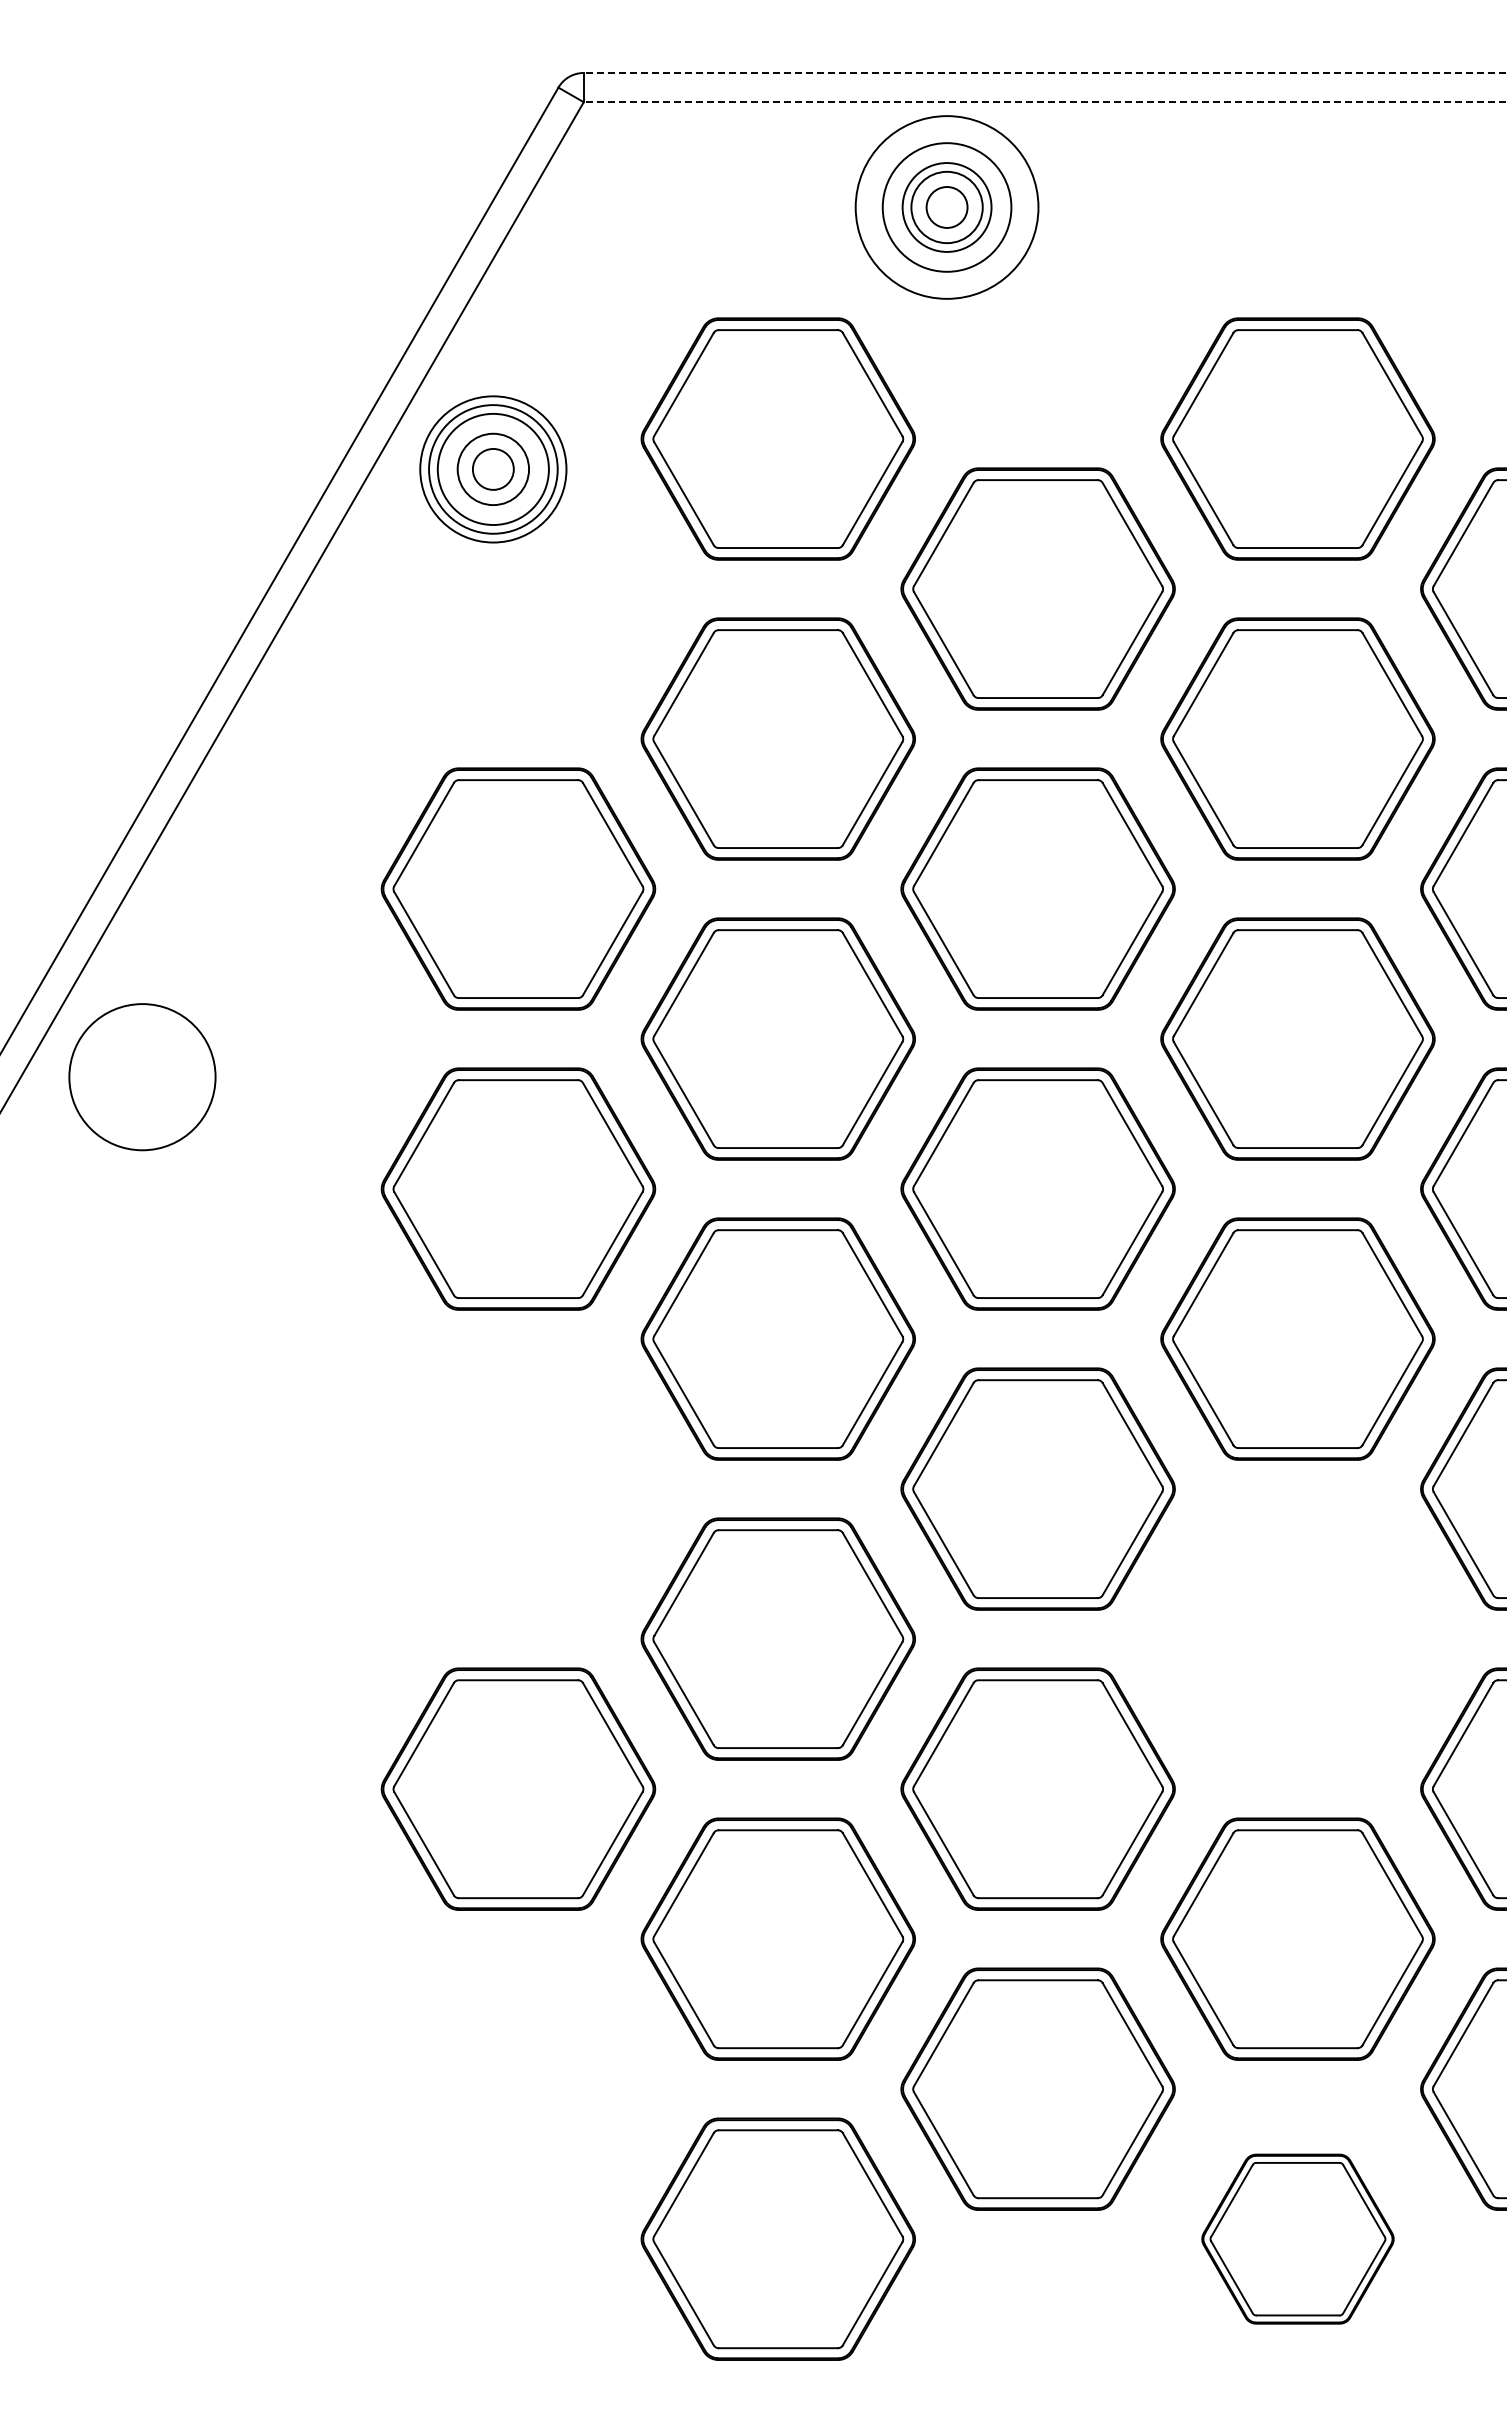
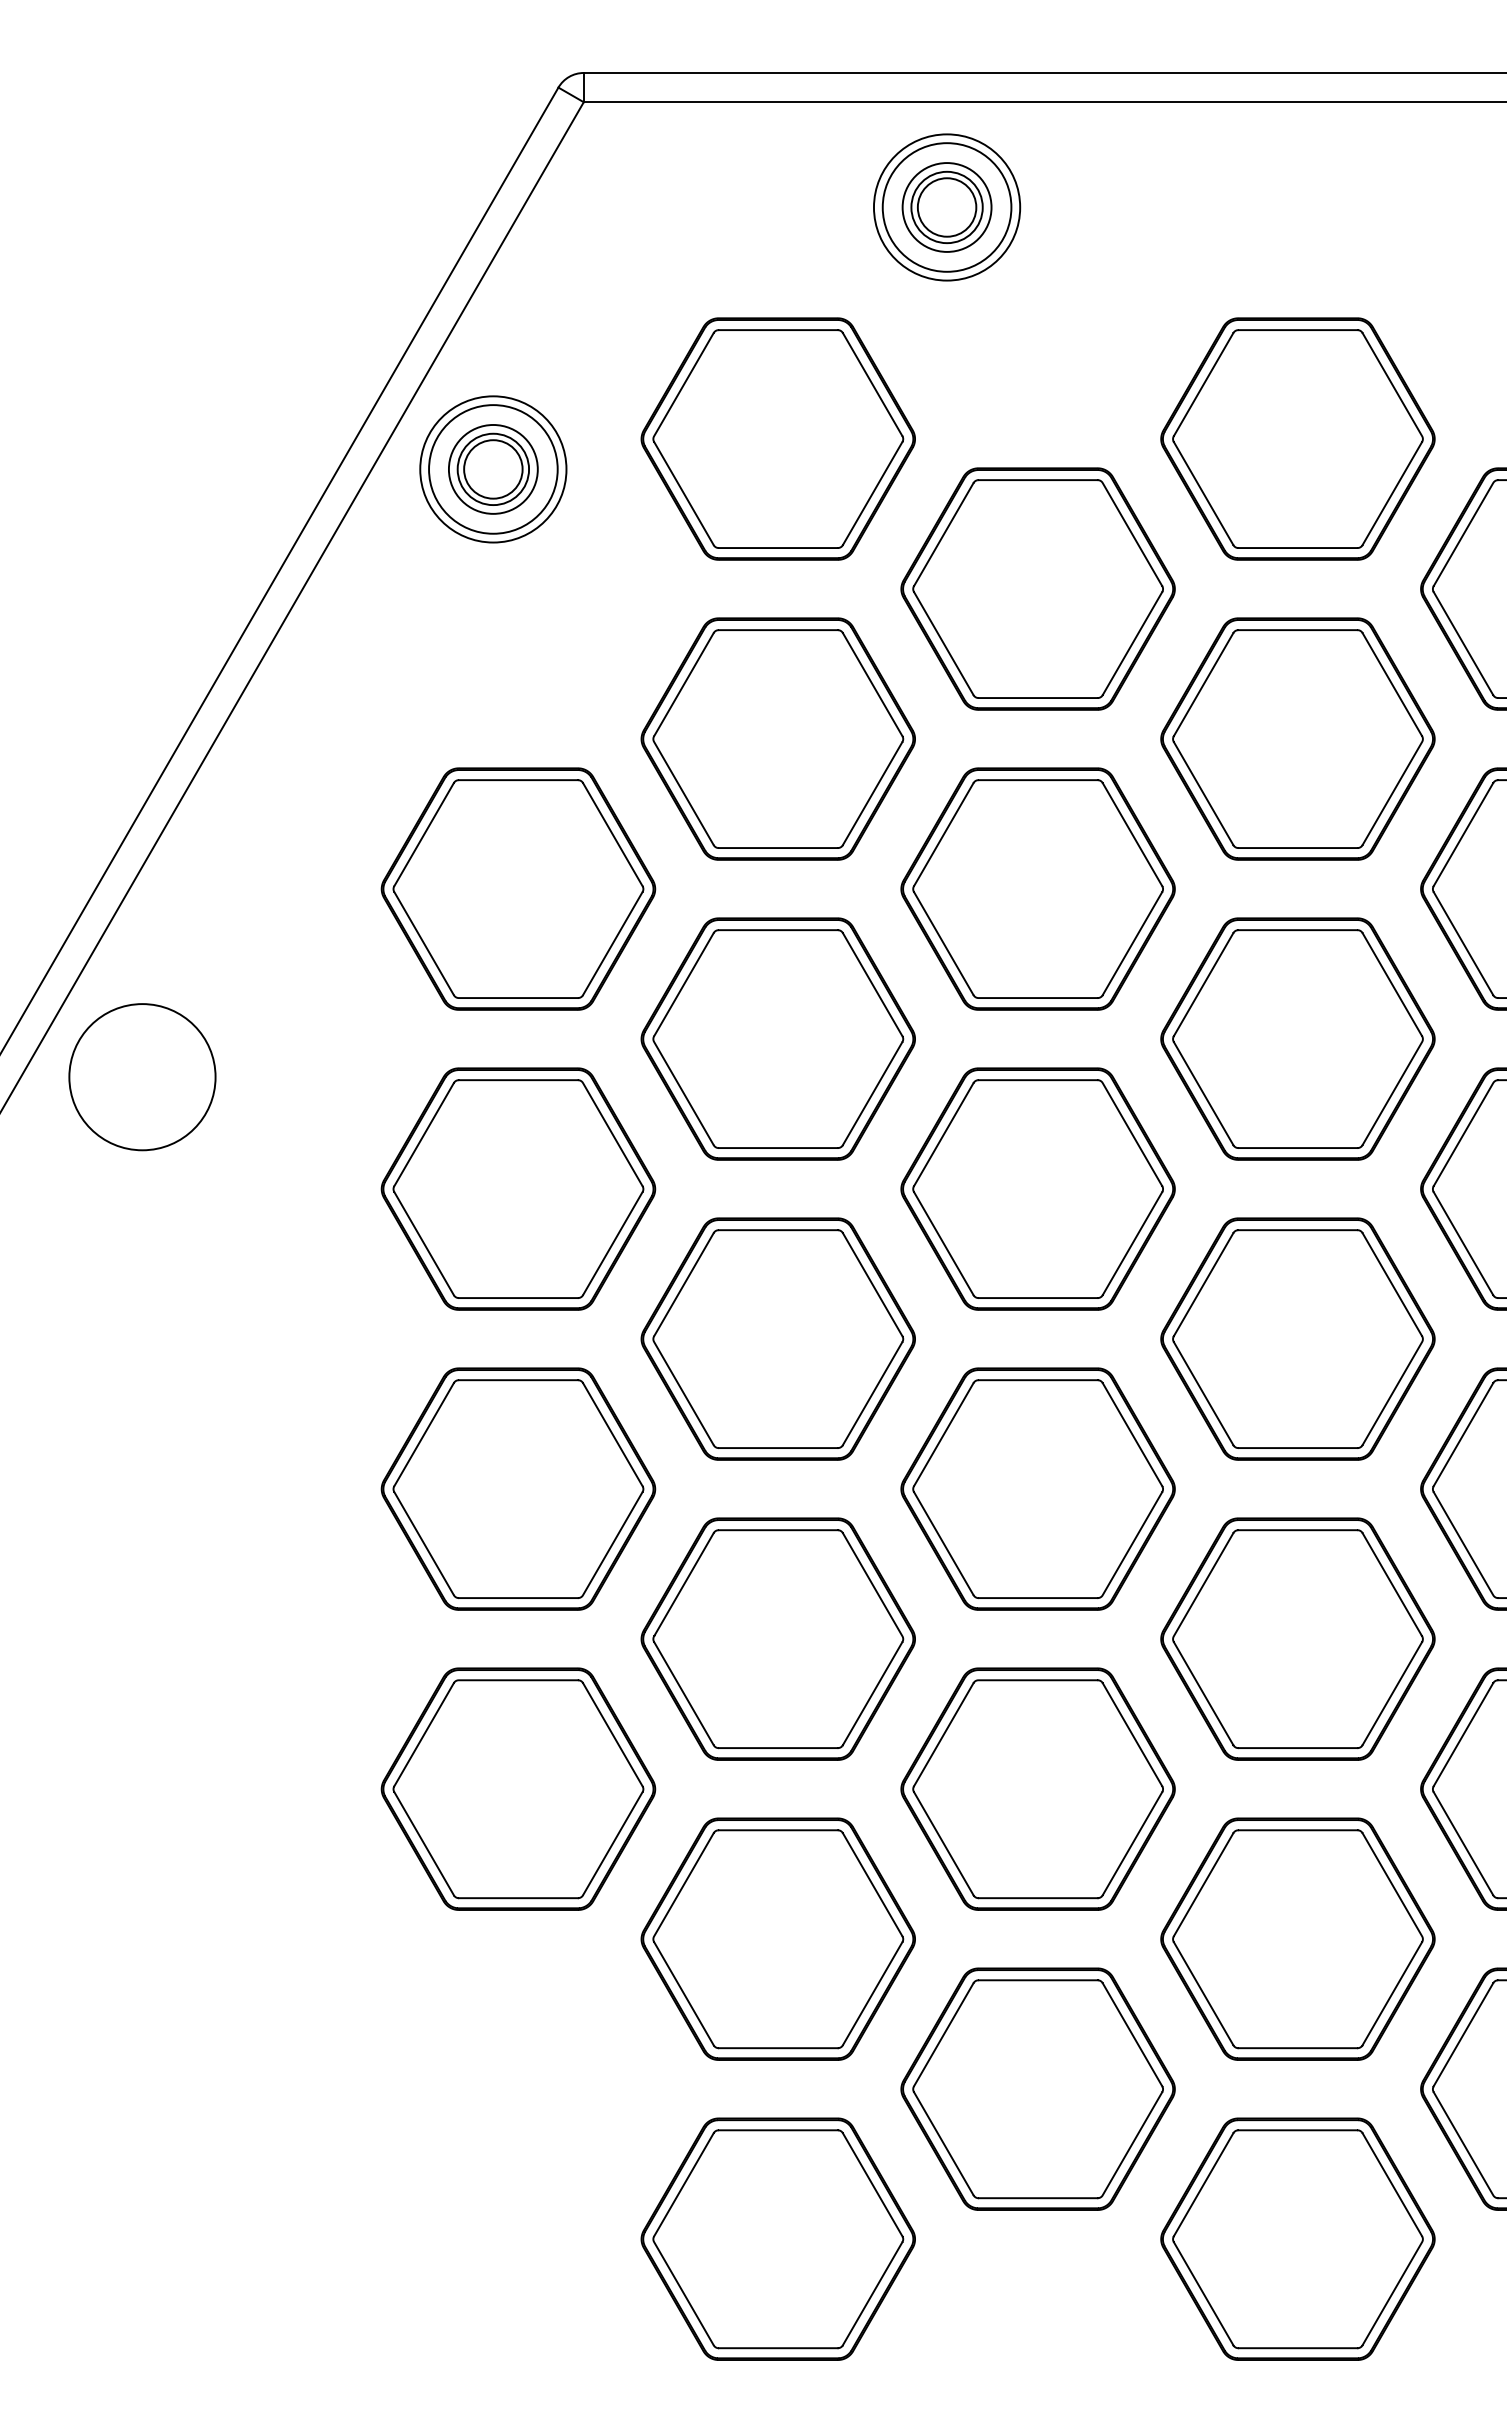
line: dashed -> solid (1044, 72)
line: dashed -> solid (1044, 102)
circle diameter: 183 px -> 146 px (946, 207)
circle diameter: 41 px -> 58 px (946, 207)
circle diameter: 41 px -> 58 px (493, 469)
circle diameter: 111 px -> 89 px (492, 468)
part: none -> present (518, 1488)
part: none -> present (1297, 1638)
part size: 194x172 px -> 276x244 px (1297, 2238)
